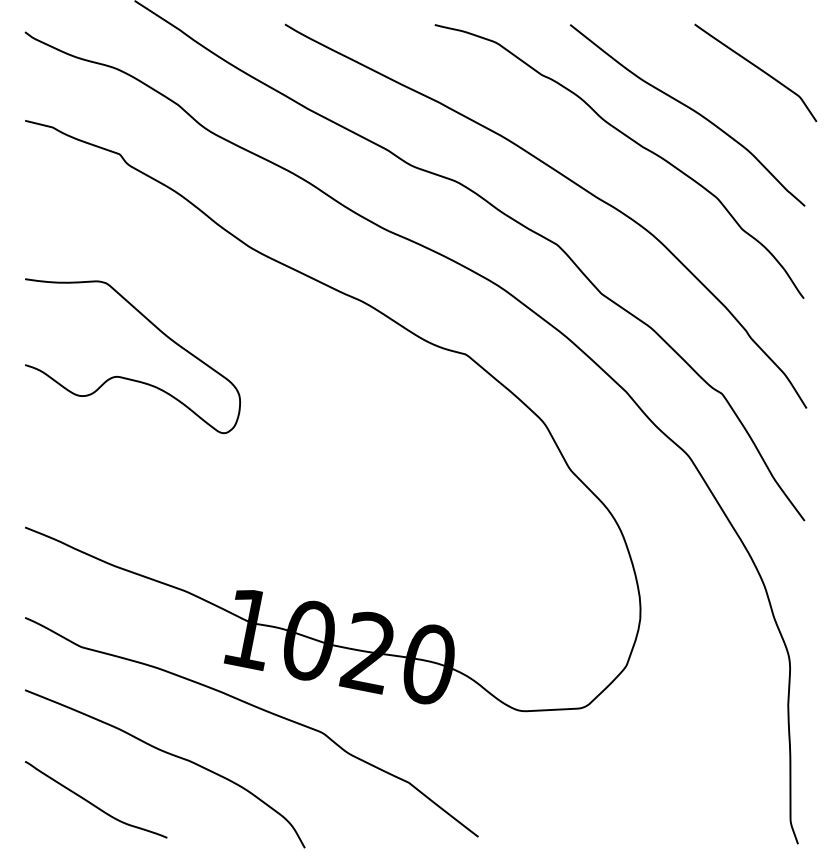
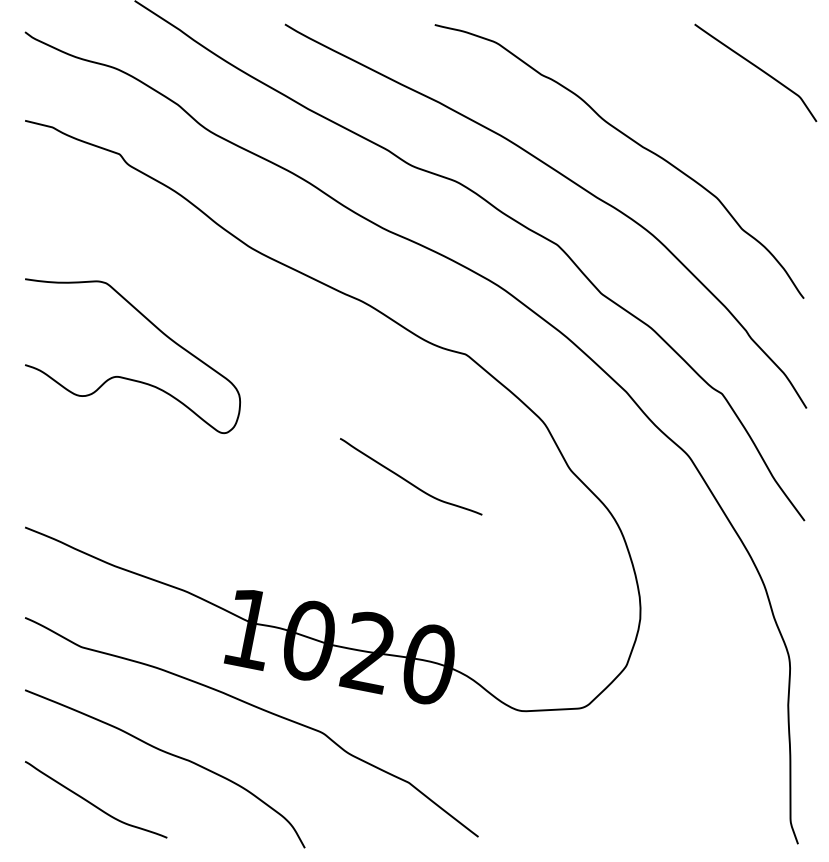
curve: present -> none (691, 110)
curve: none -> present (409, 481)
